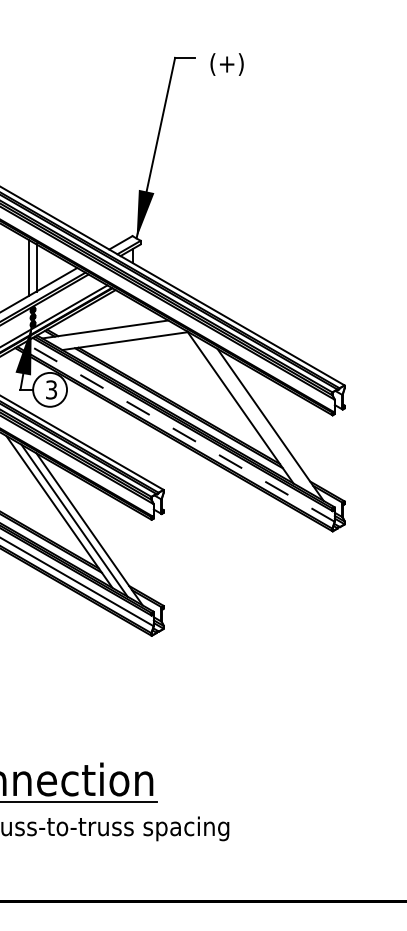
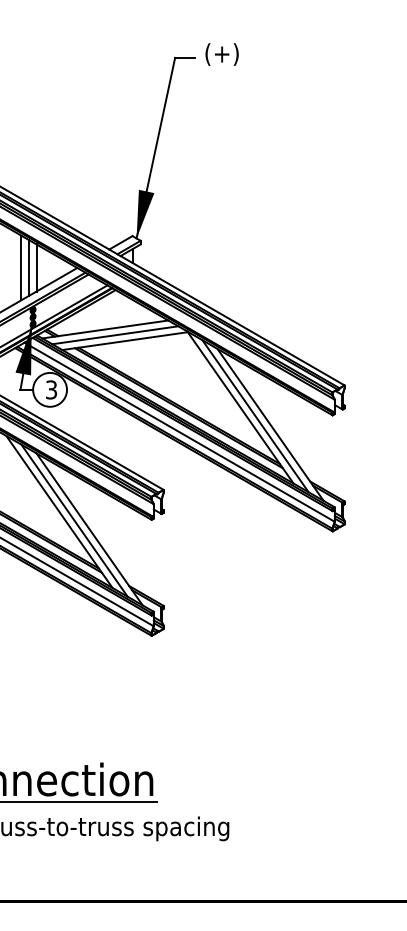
text position: (226, 64) -> (221, 54) (221, 54)
line: none -> present (21, 267)
line: none -> present (115, 335)
line: none -> present (255, 416)
line: dashed -> solid (179, 432)
